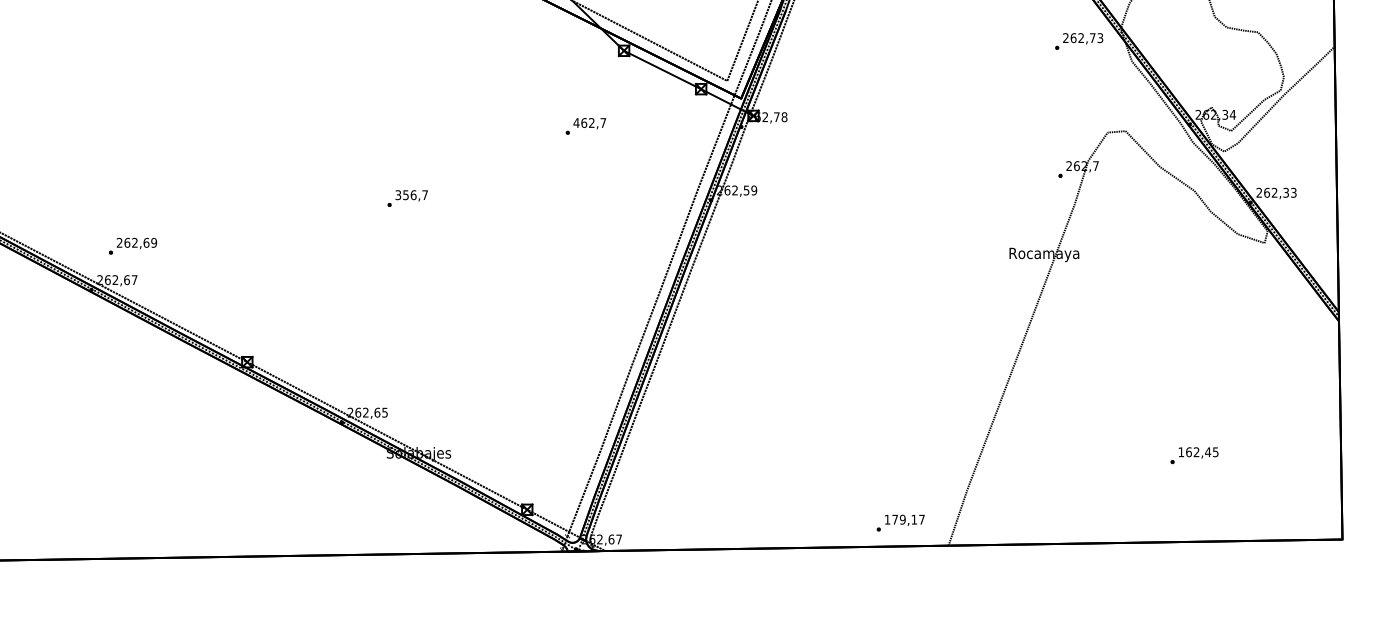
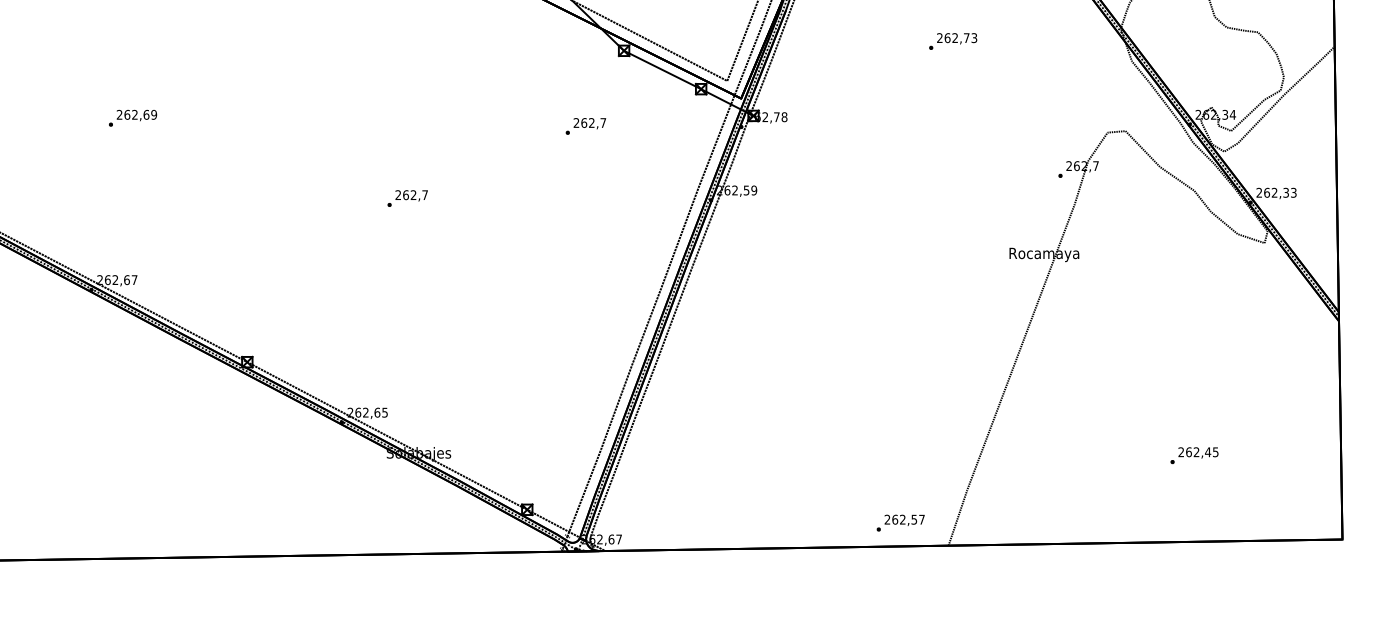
text position: (1079, 41) -> (953, 41) (953, 41)
text: 462,7 -> 262,7 (576, 122)
text: 356,7 -> 262,7 (405, 195)
text position: (133, 245) -> (133, 117) (133, 117)
text: 162,45 -> 262,45 (1180, 451)
text: 179,17 -> 262,57 (900, 519)
